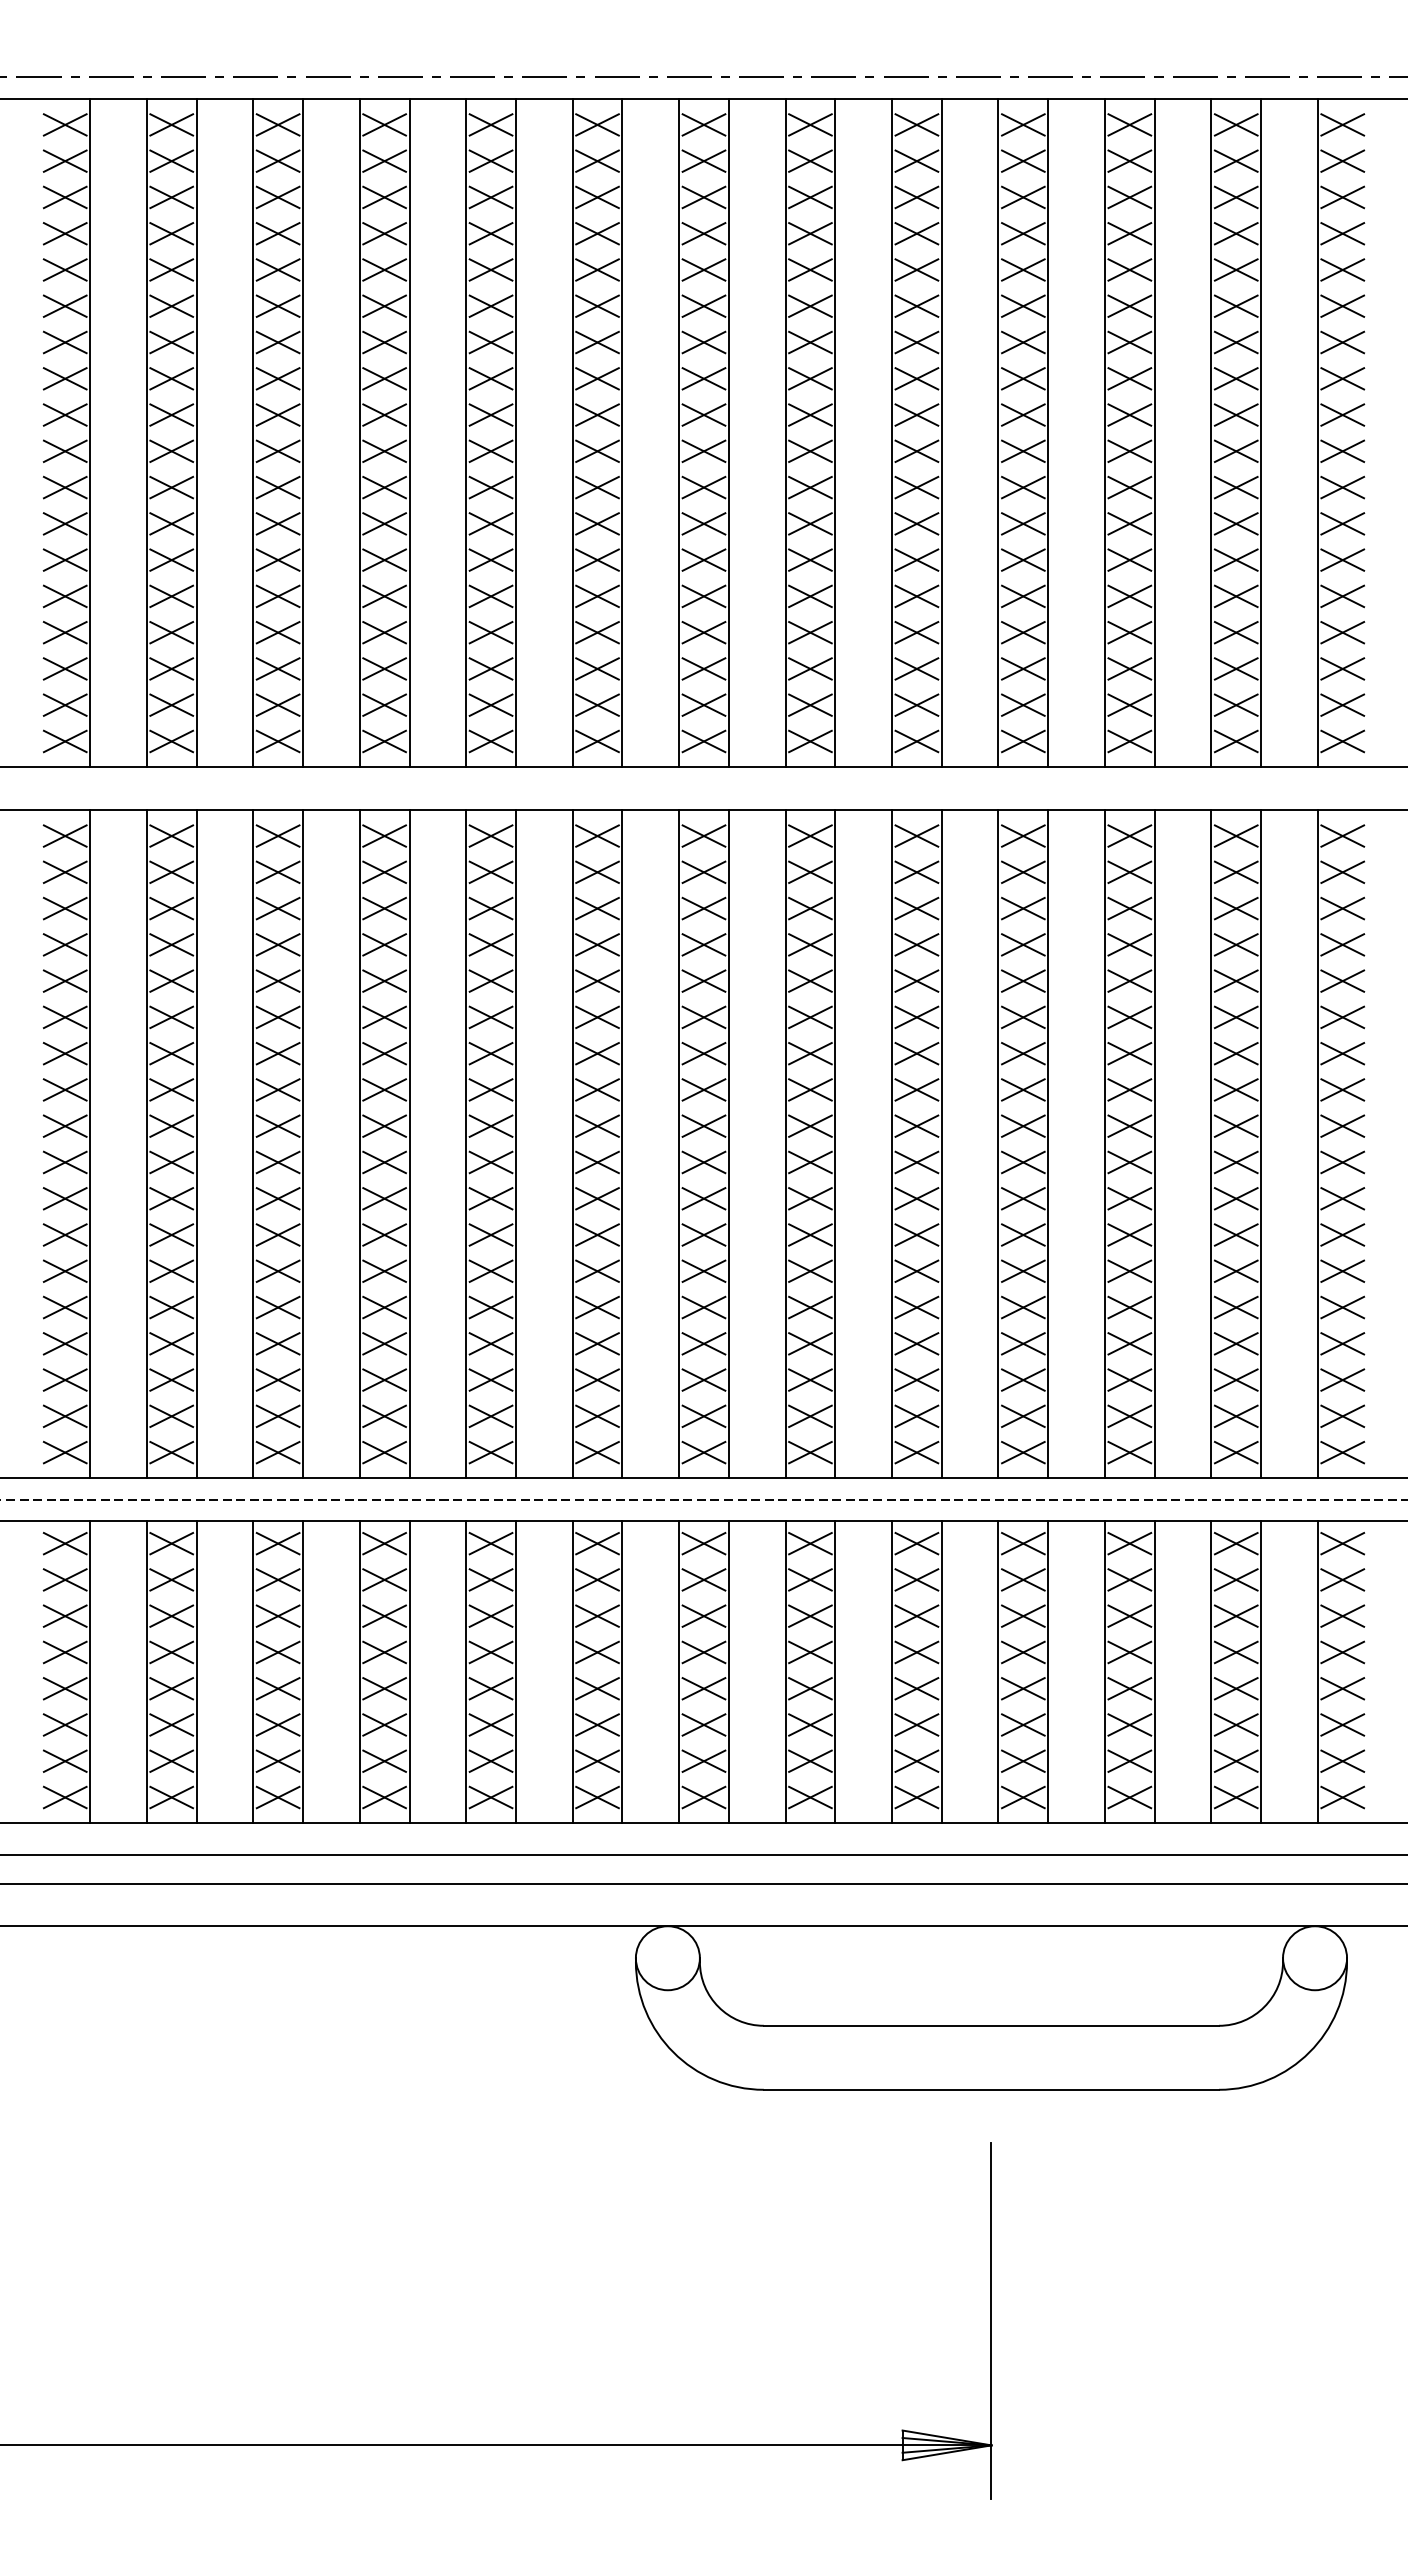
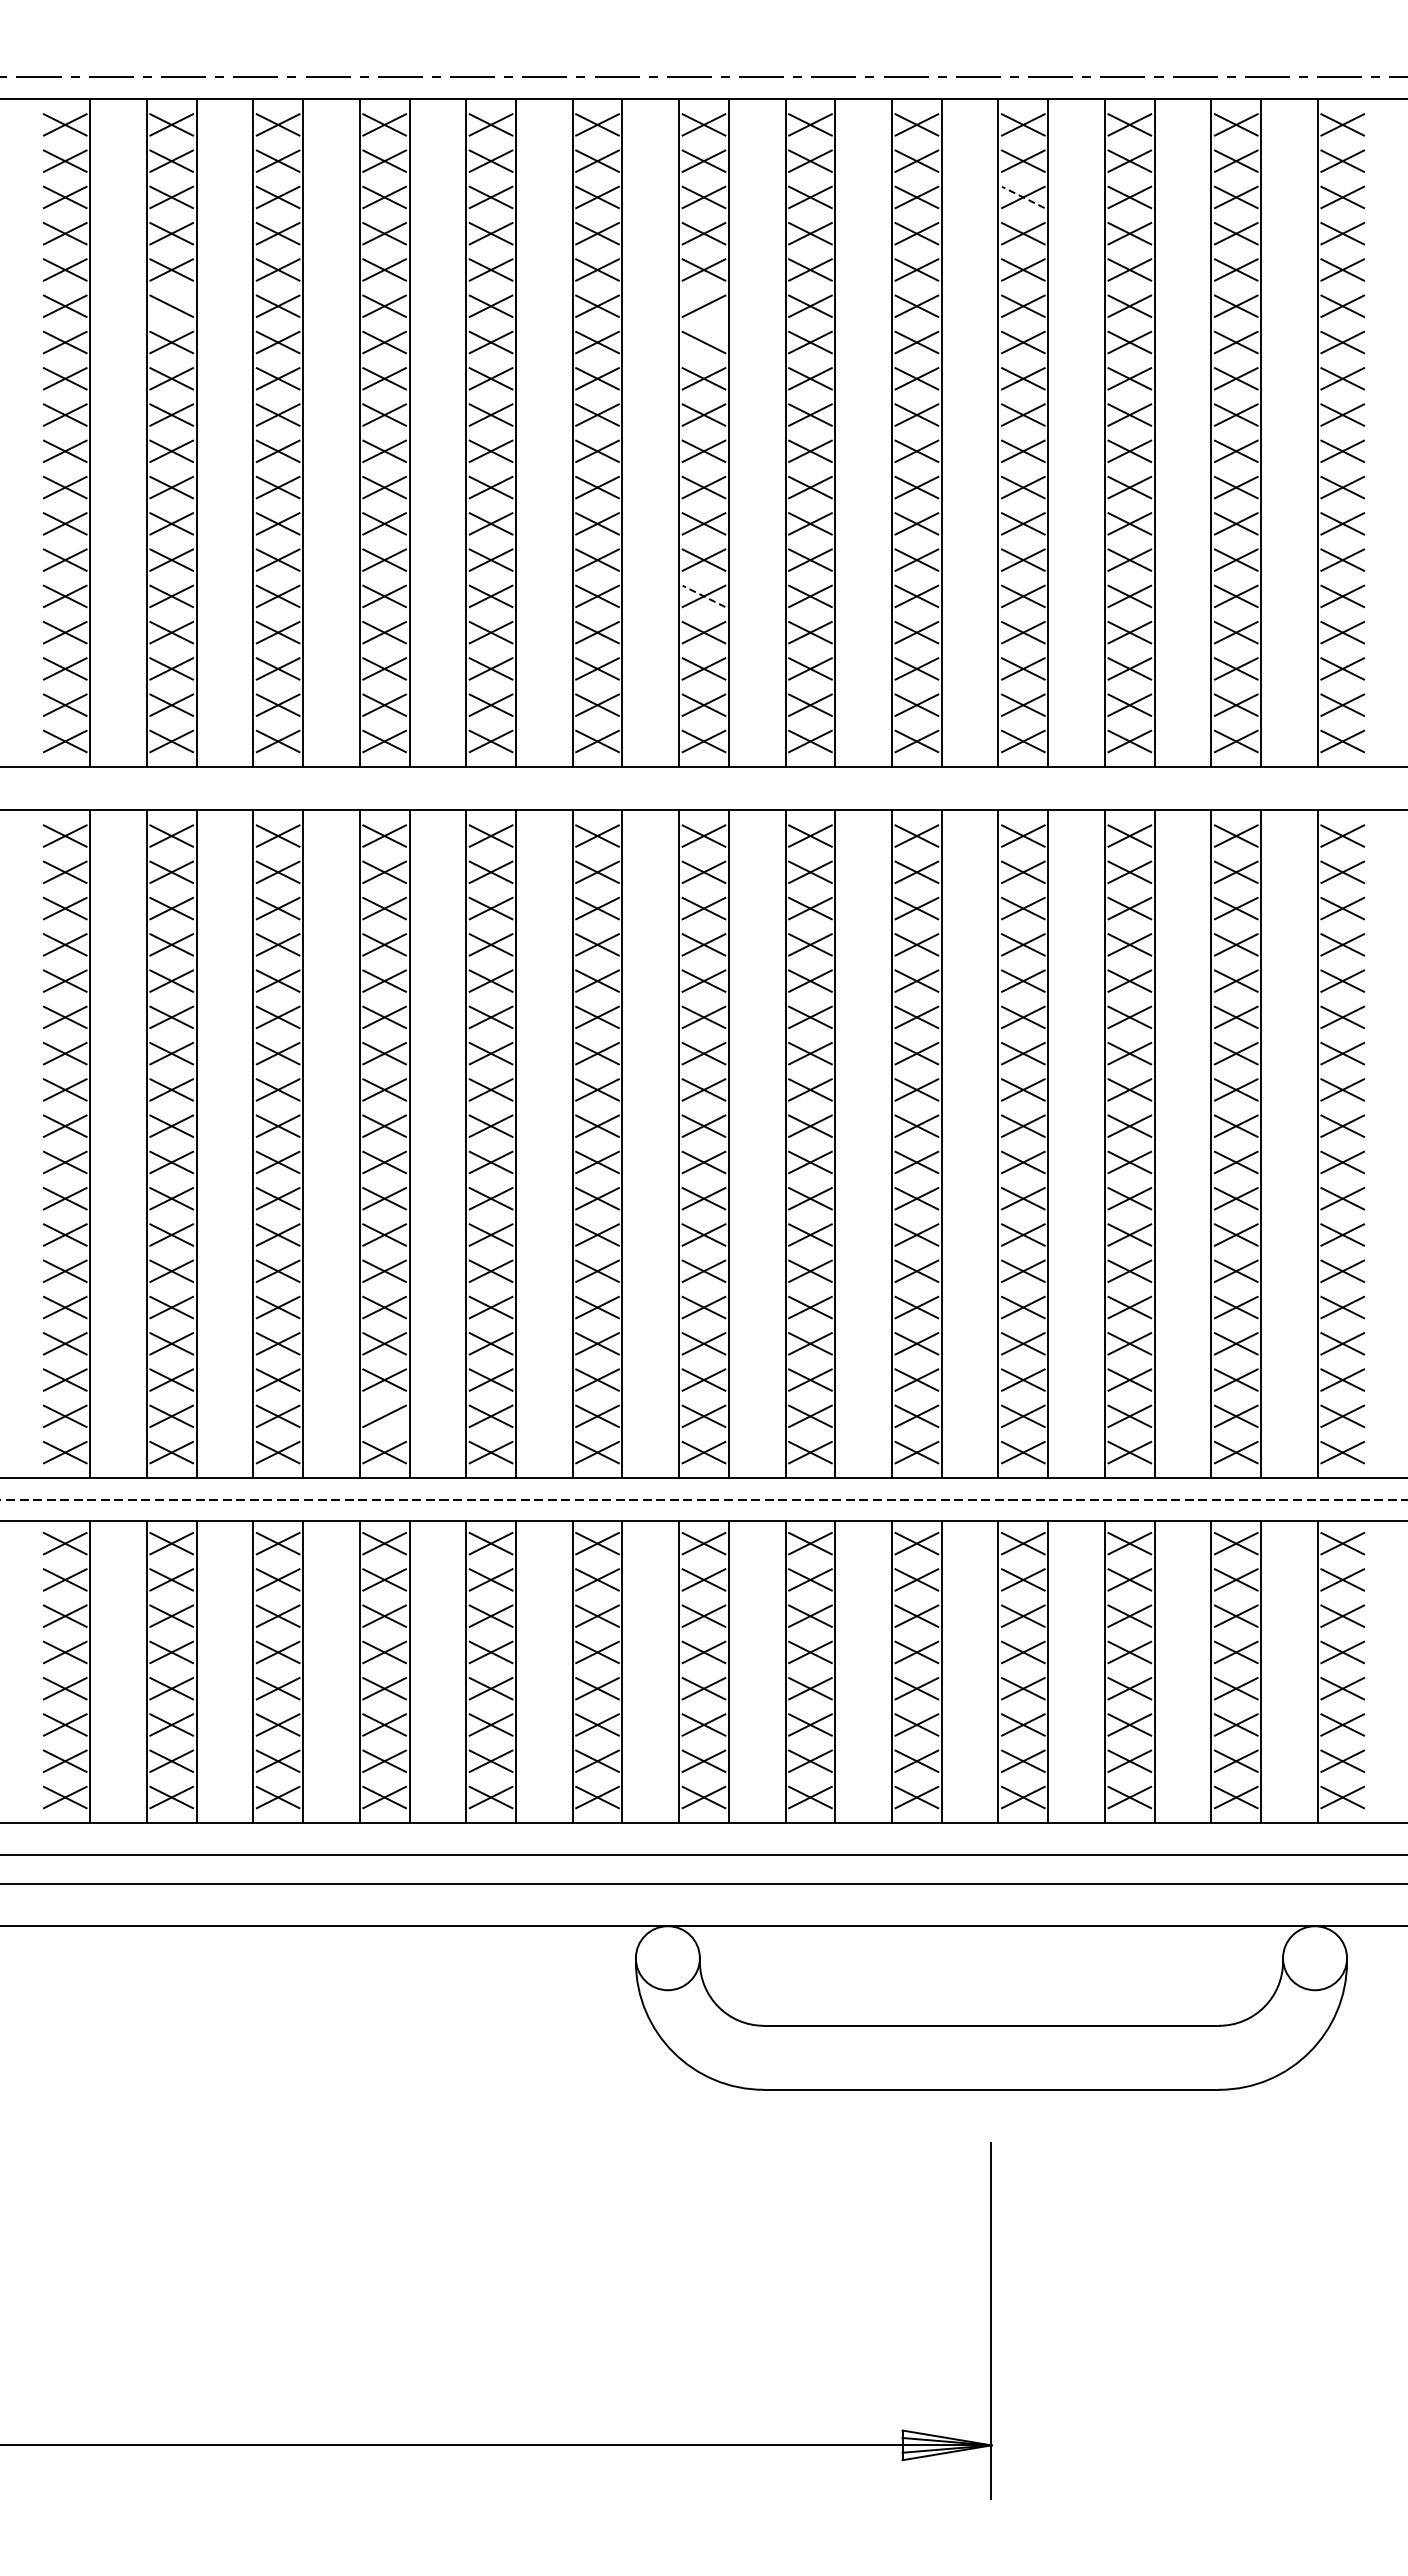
line: solid -> dashed (1023, 197)
line: present -> none (171, 305)
line: present -> none (703, 305)
line: present -> none (703, 342)
line: solid -> dashed (704, 596)
line: present -> none (384, 1416)
